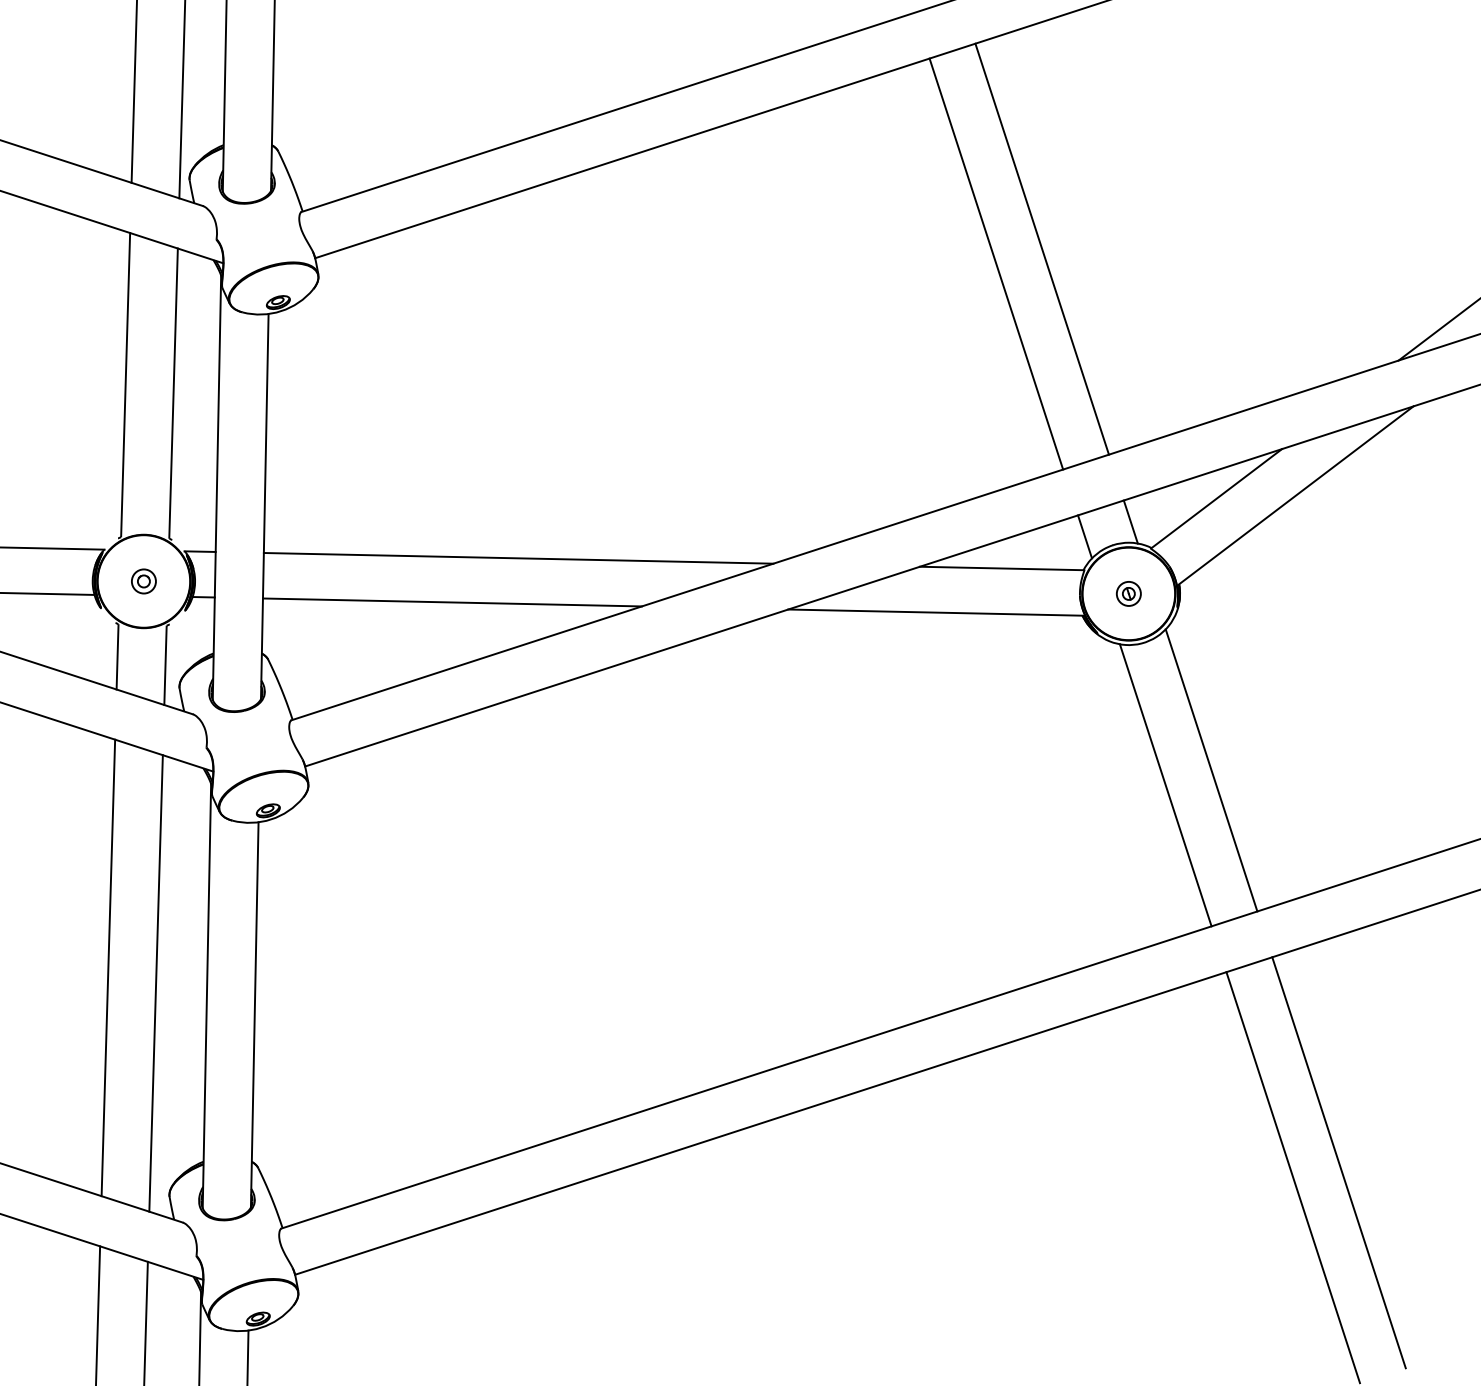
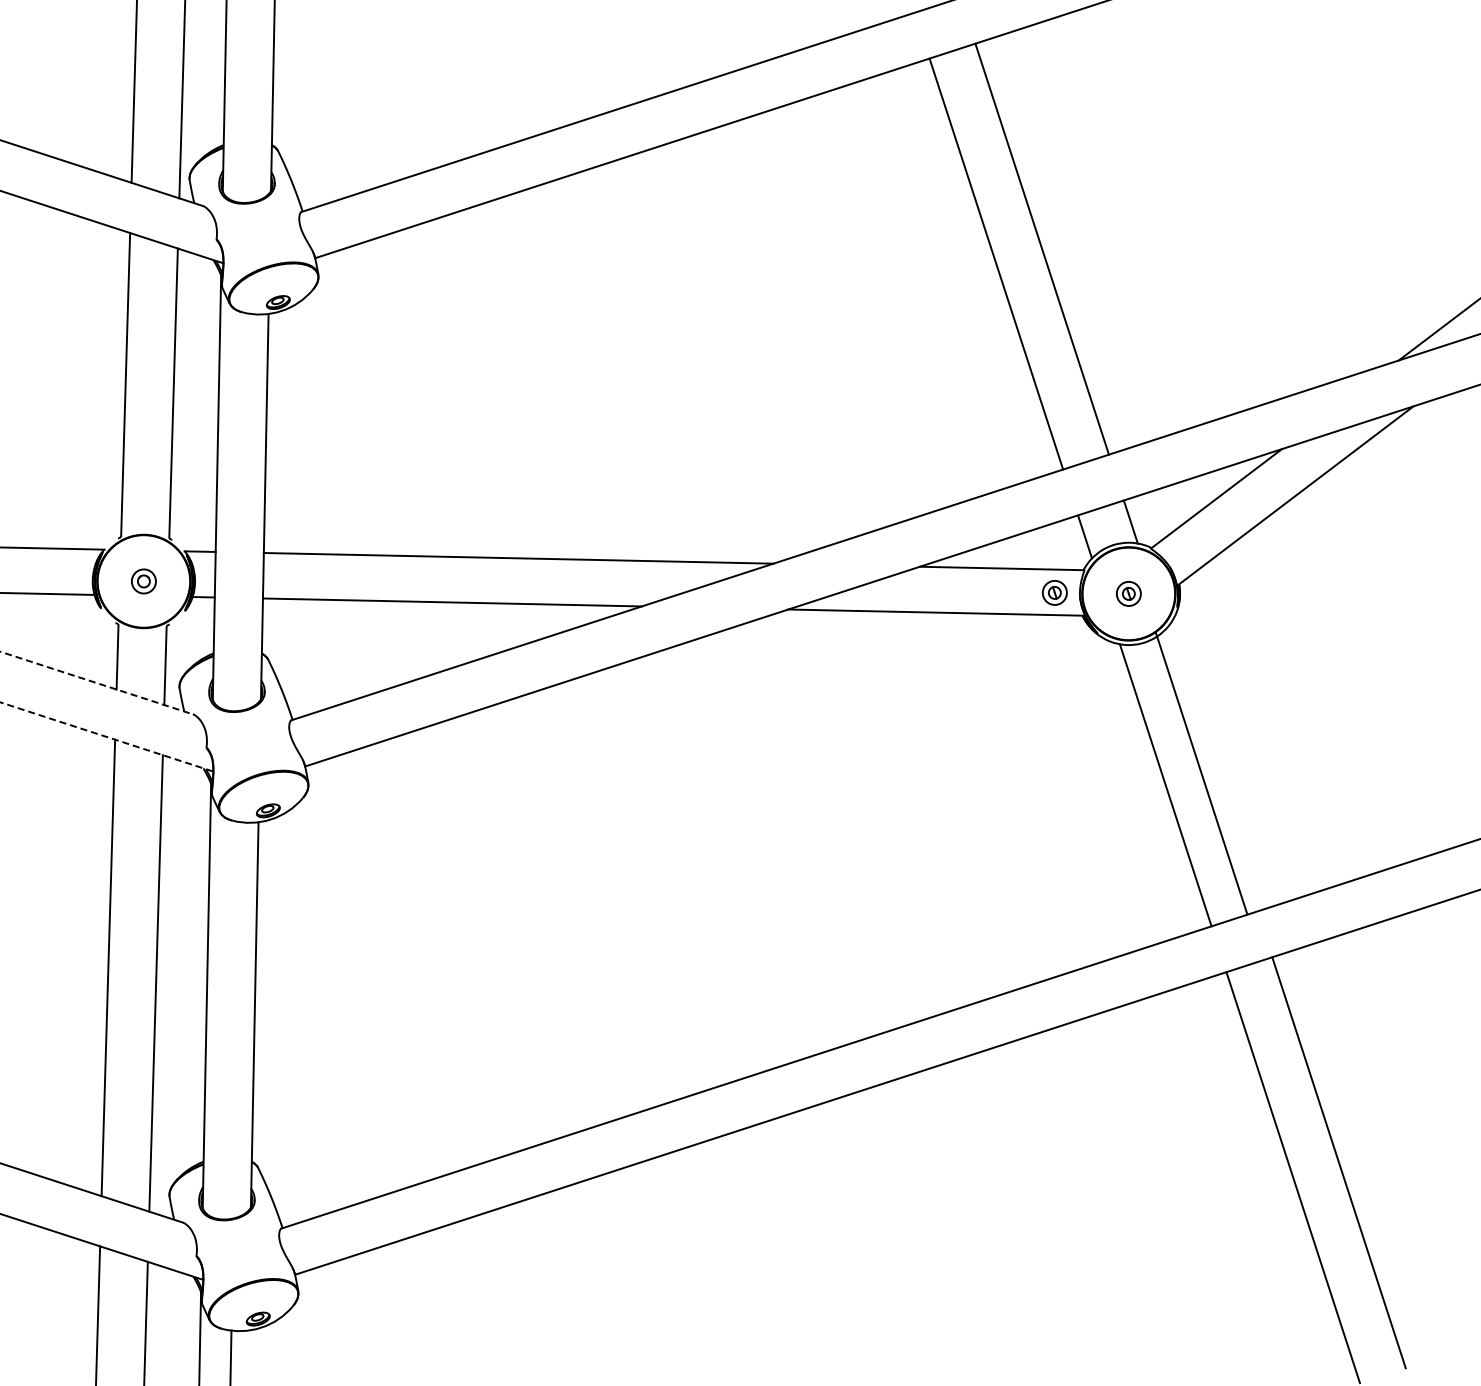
part: none -> present (1054, 592)
line: solid -> dashed (96, 683)
line: solid -> dashed (106, 736)
line position: (1211, 770) -> (1201, 773) (1201, 773)
line position: (247, 1356) -> (230, 1356) (230, 1356)
